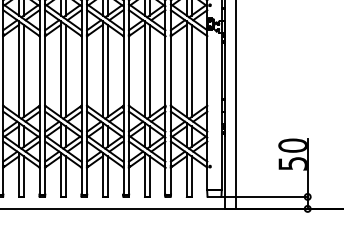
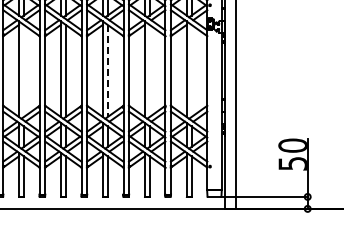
line: present -> none (23, 70)
line: present -> none (149, 70)
line: present -> none (191, 70)
line: solid -> dashed (107, 71)
